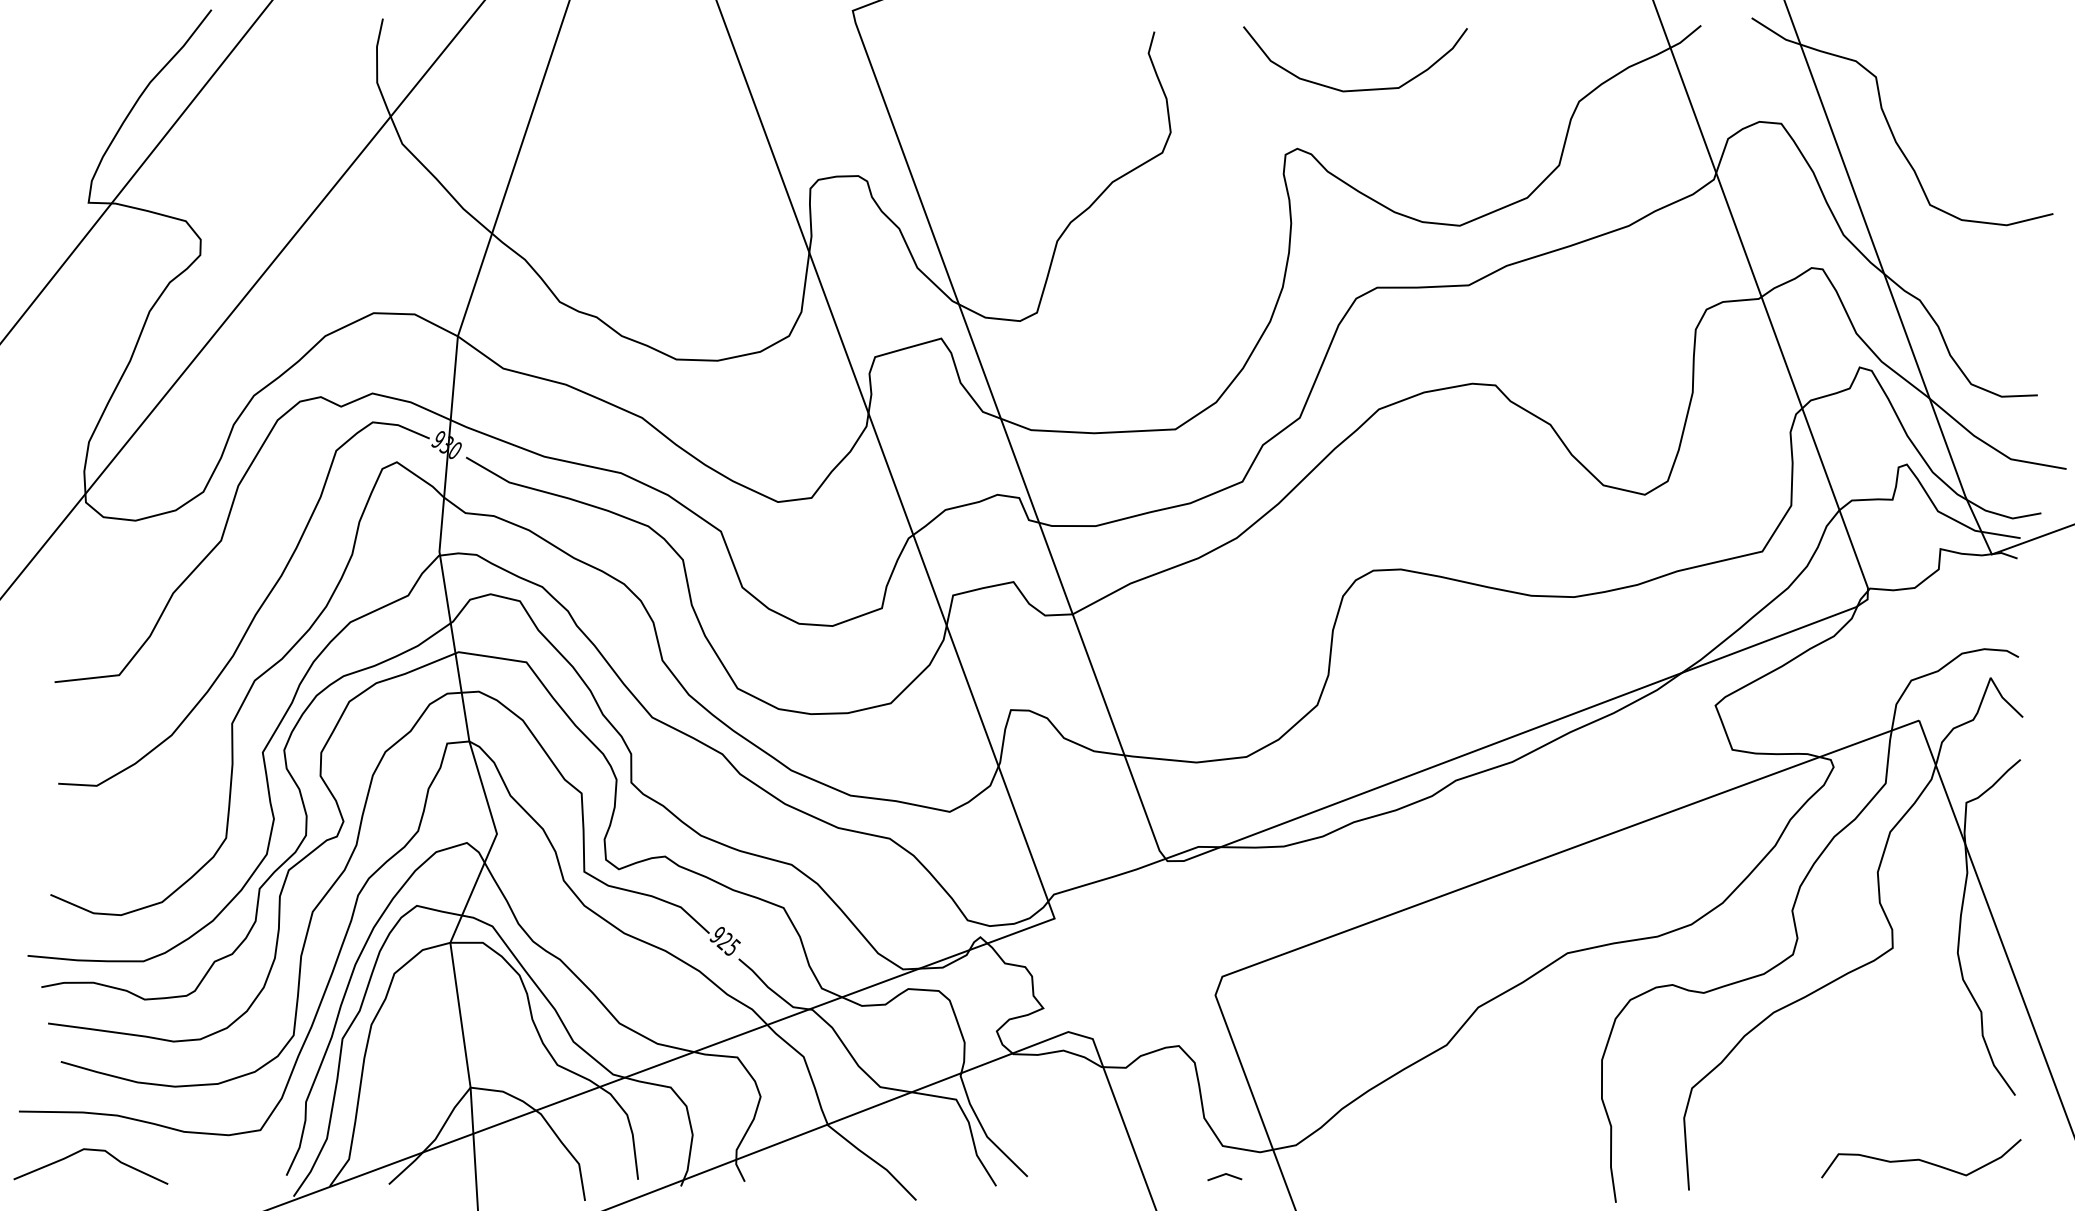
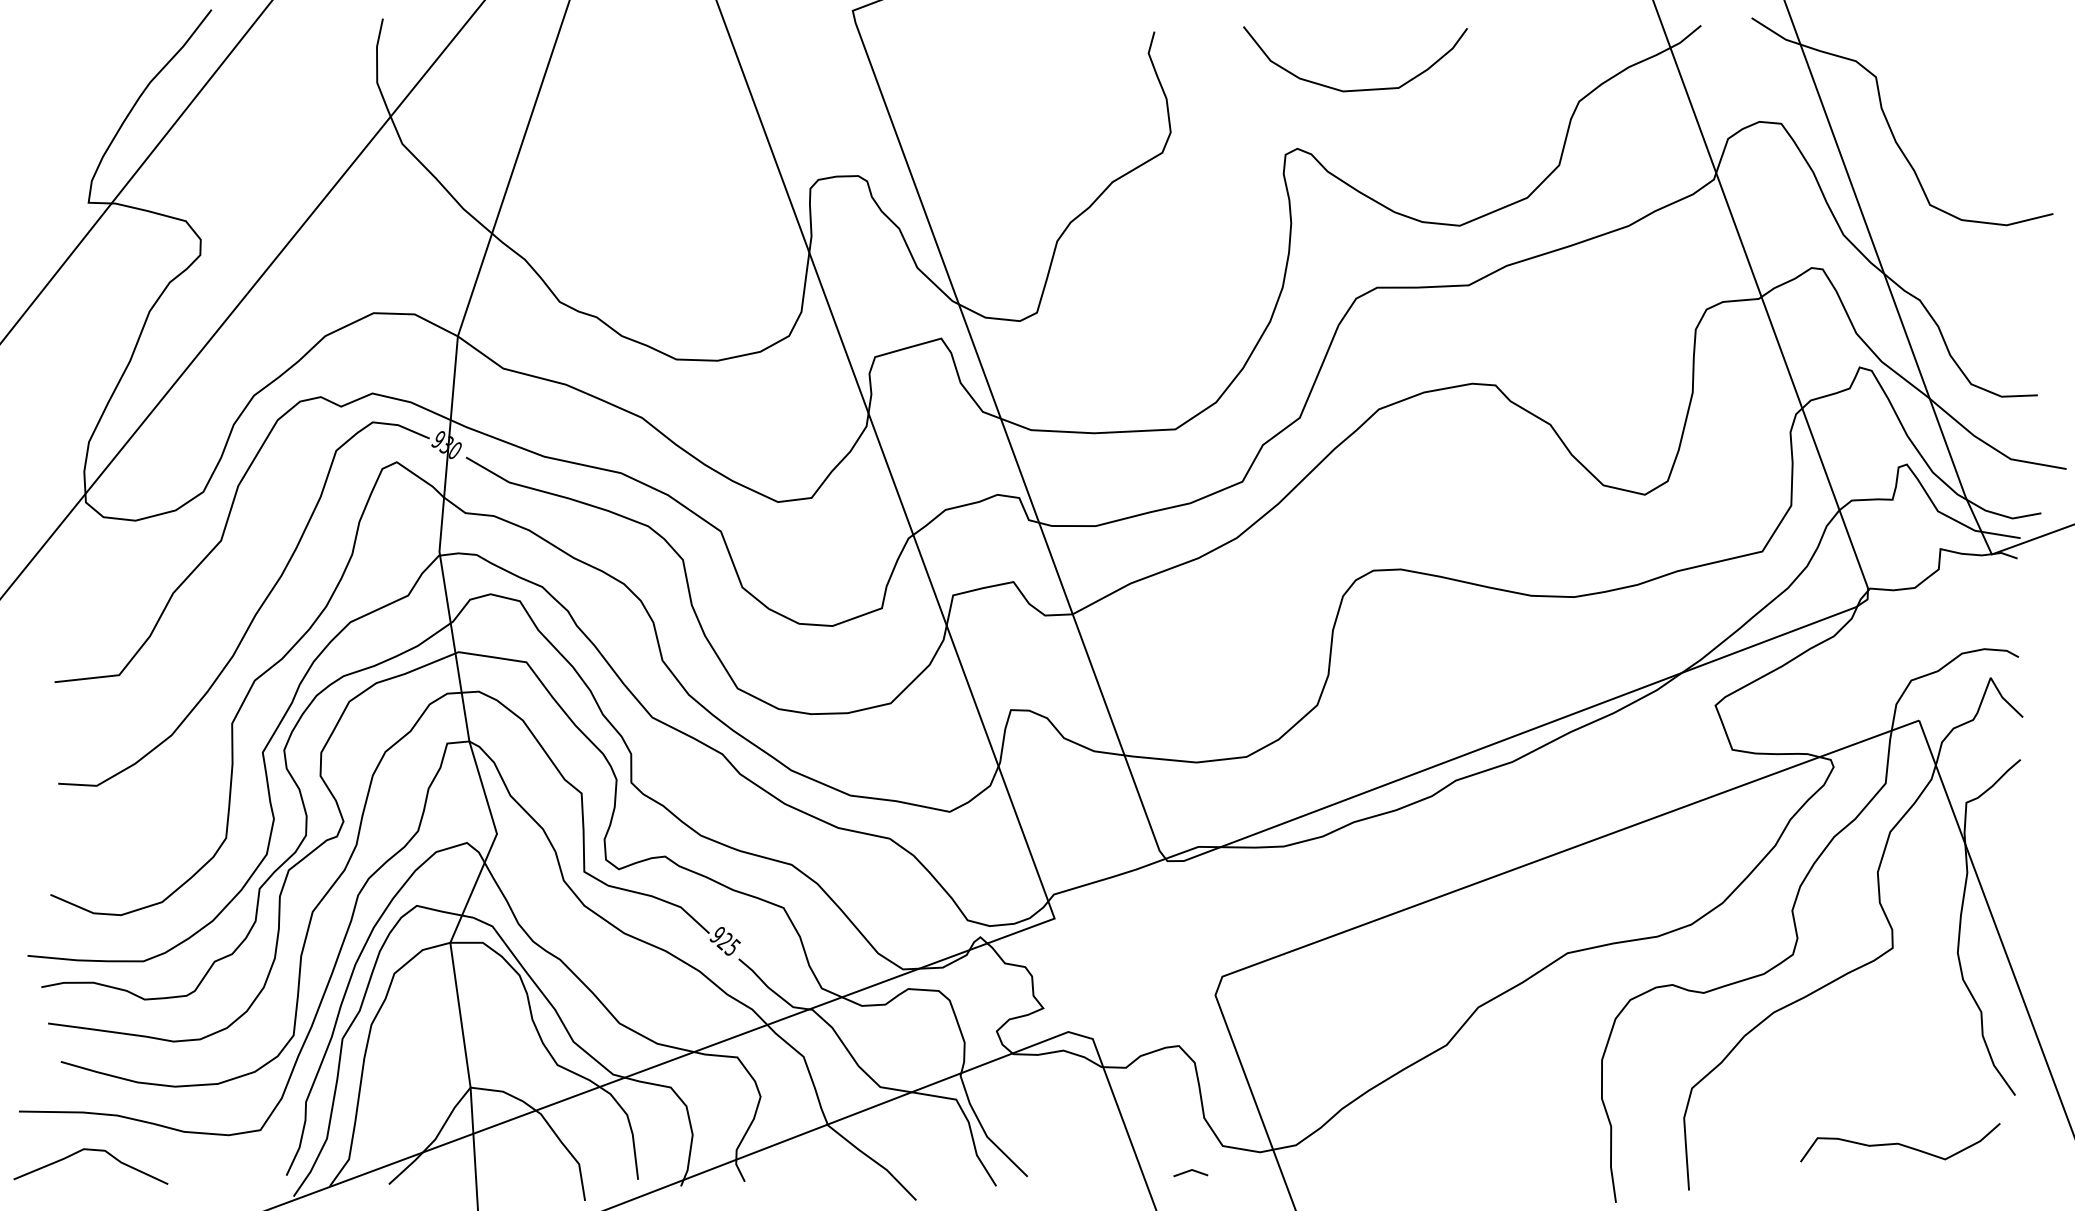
curve position: (1921, 1159) -> (1900, 1143) (1900, 1143)
line position: (1224, 1175) -> (1190, 1171) (1190, 1171)
